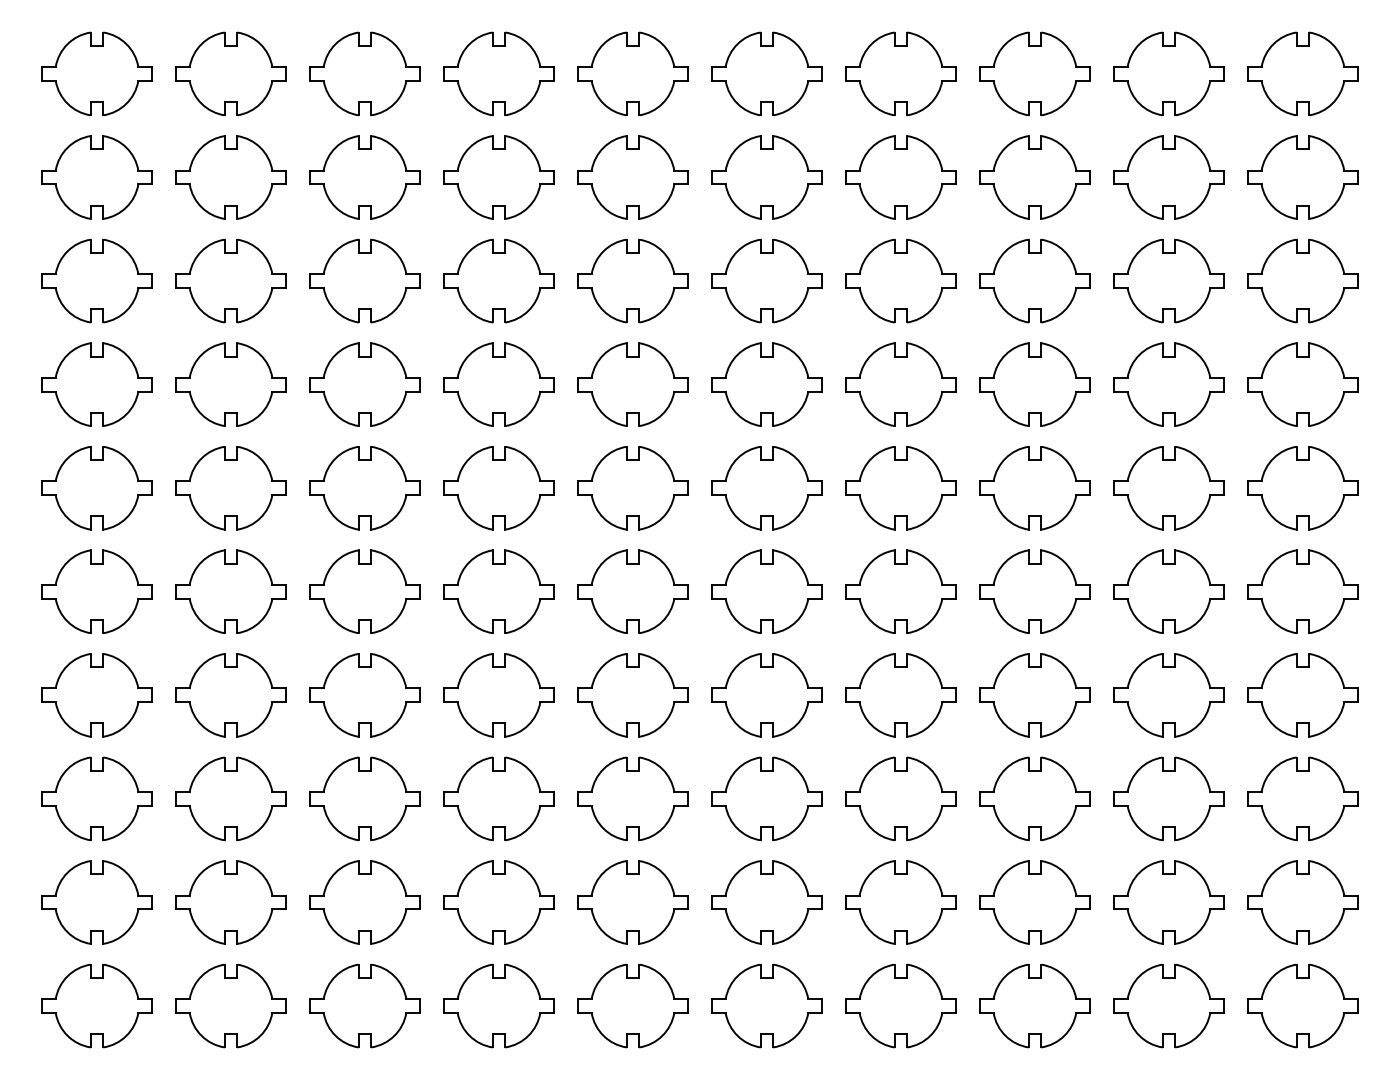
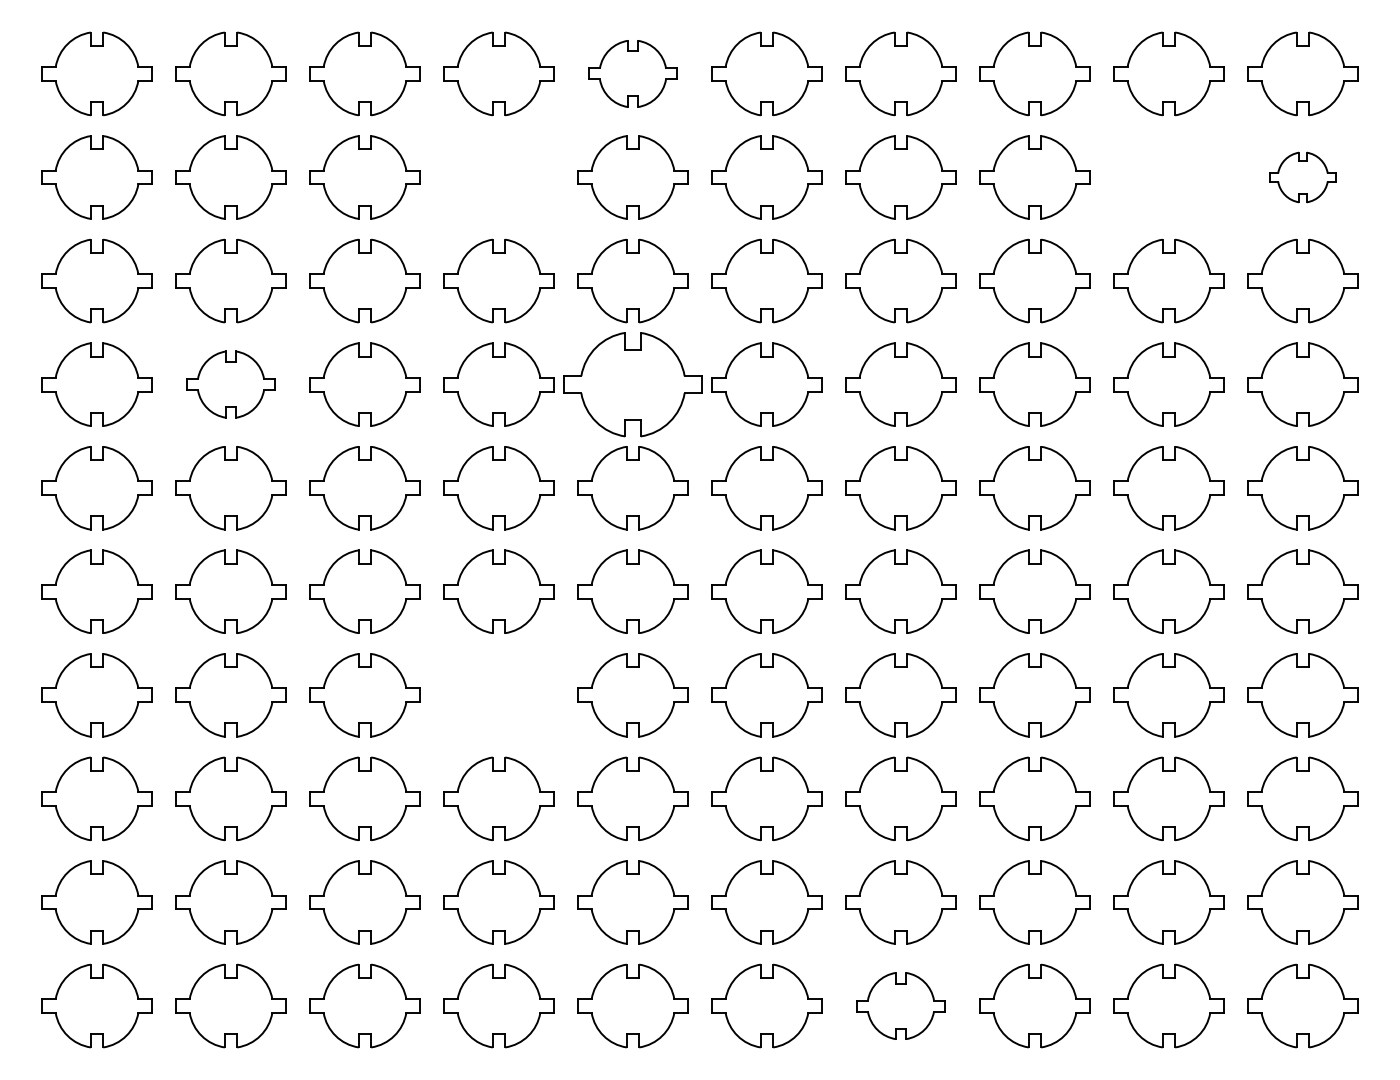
part size: 112x86 px -> 90x68 px (632, 73)
part: present -> none (498, 177)
part: present -> none (1168, 177)
part size: 112x85 px -> 68x53 px (1302, 177)
part size: 112x85 px -> 90x69 px (230, 384)
part size: 112x85 px -> 140x106 px (632, 384)
part: present -> none (498, 695)
part size: 112x86 px -> 90x68 px (900, 1005)
